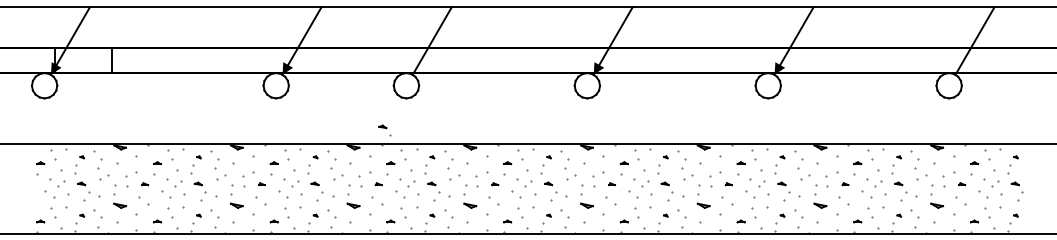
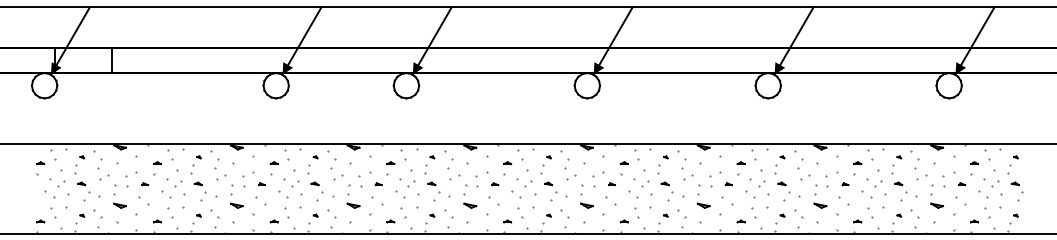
fill: none -> present (417, 68)
fill: none -> present (960, 68)
part: present -> none (384, 130)
